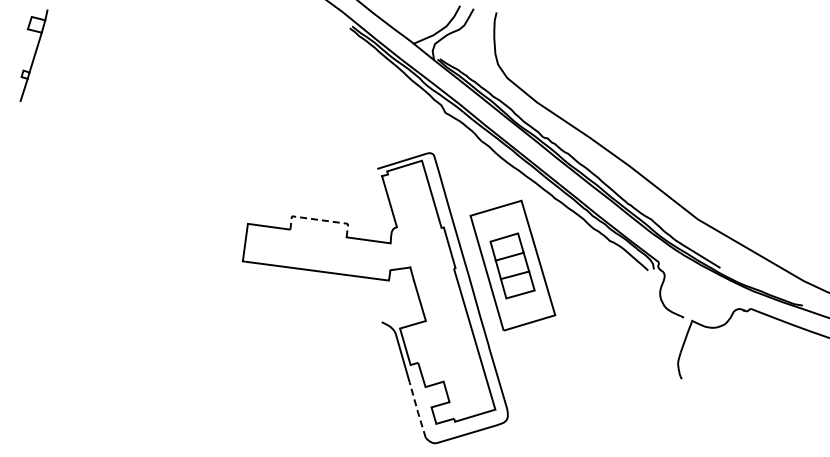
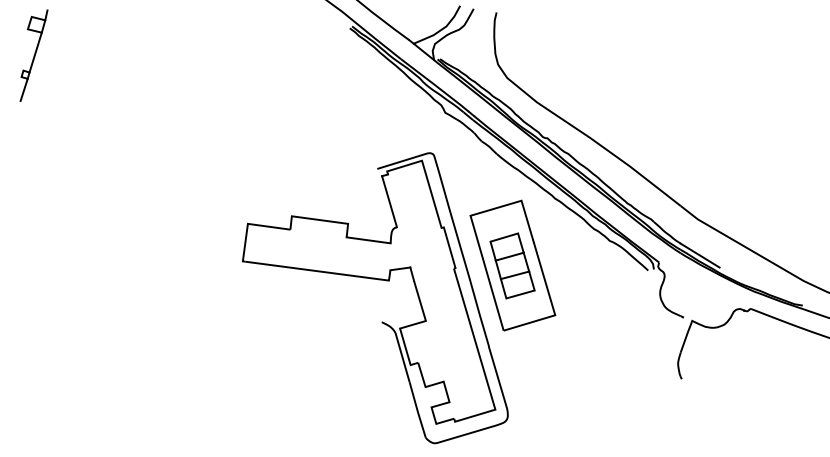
line: dashed -> solid (319, 220)
line: dashed -> solid (417, 409)
